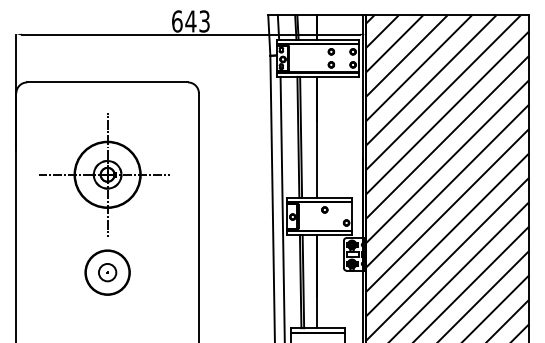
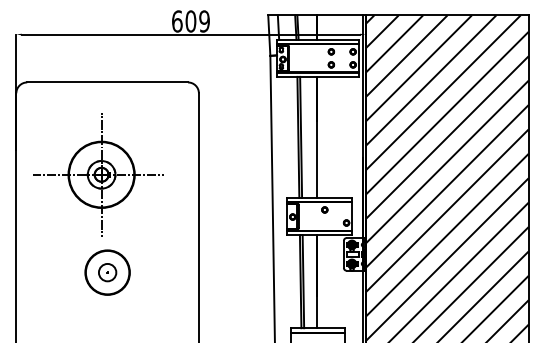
text: 643 -> 609 (197, 21)
part position: (104, 174) -> (98, 174) (98, 174)
line: present -> none (282, 207)
